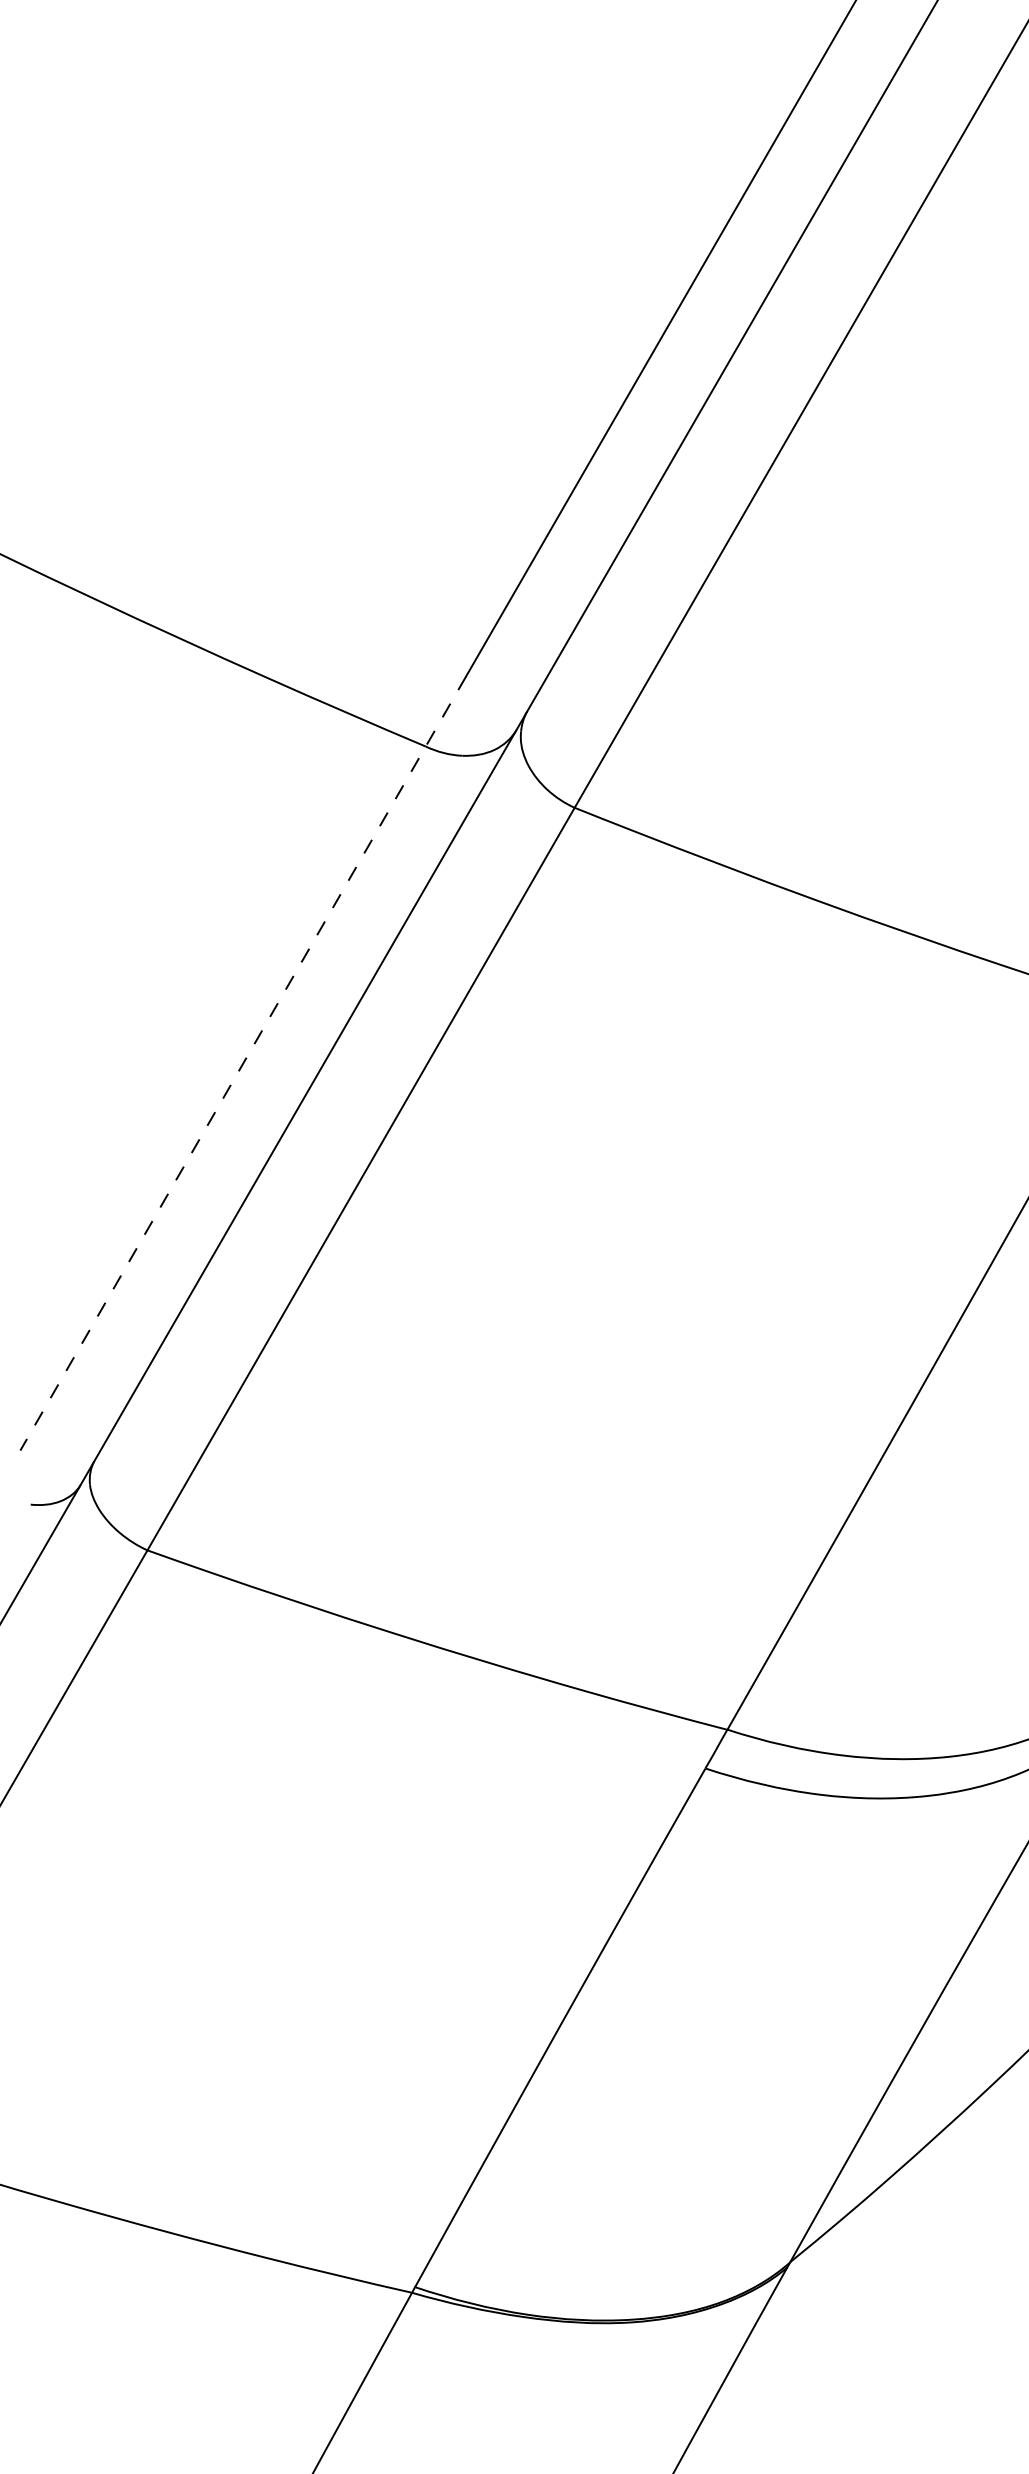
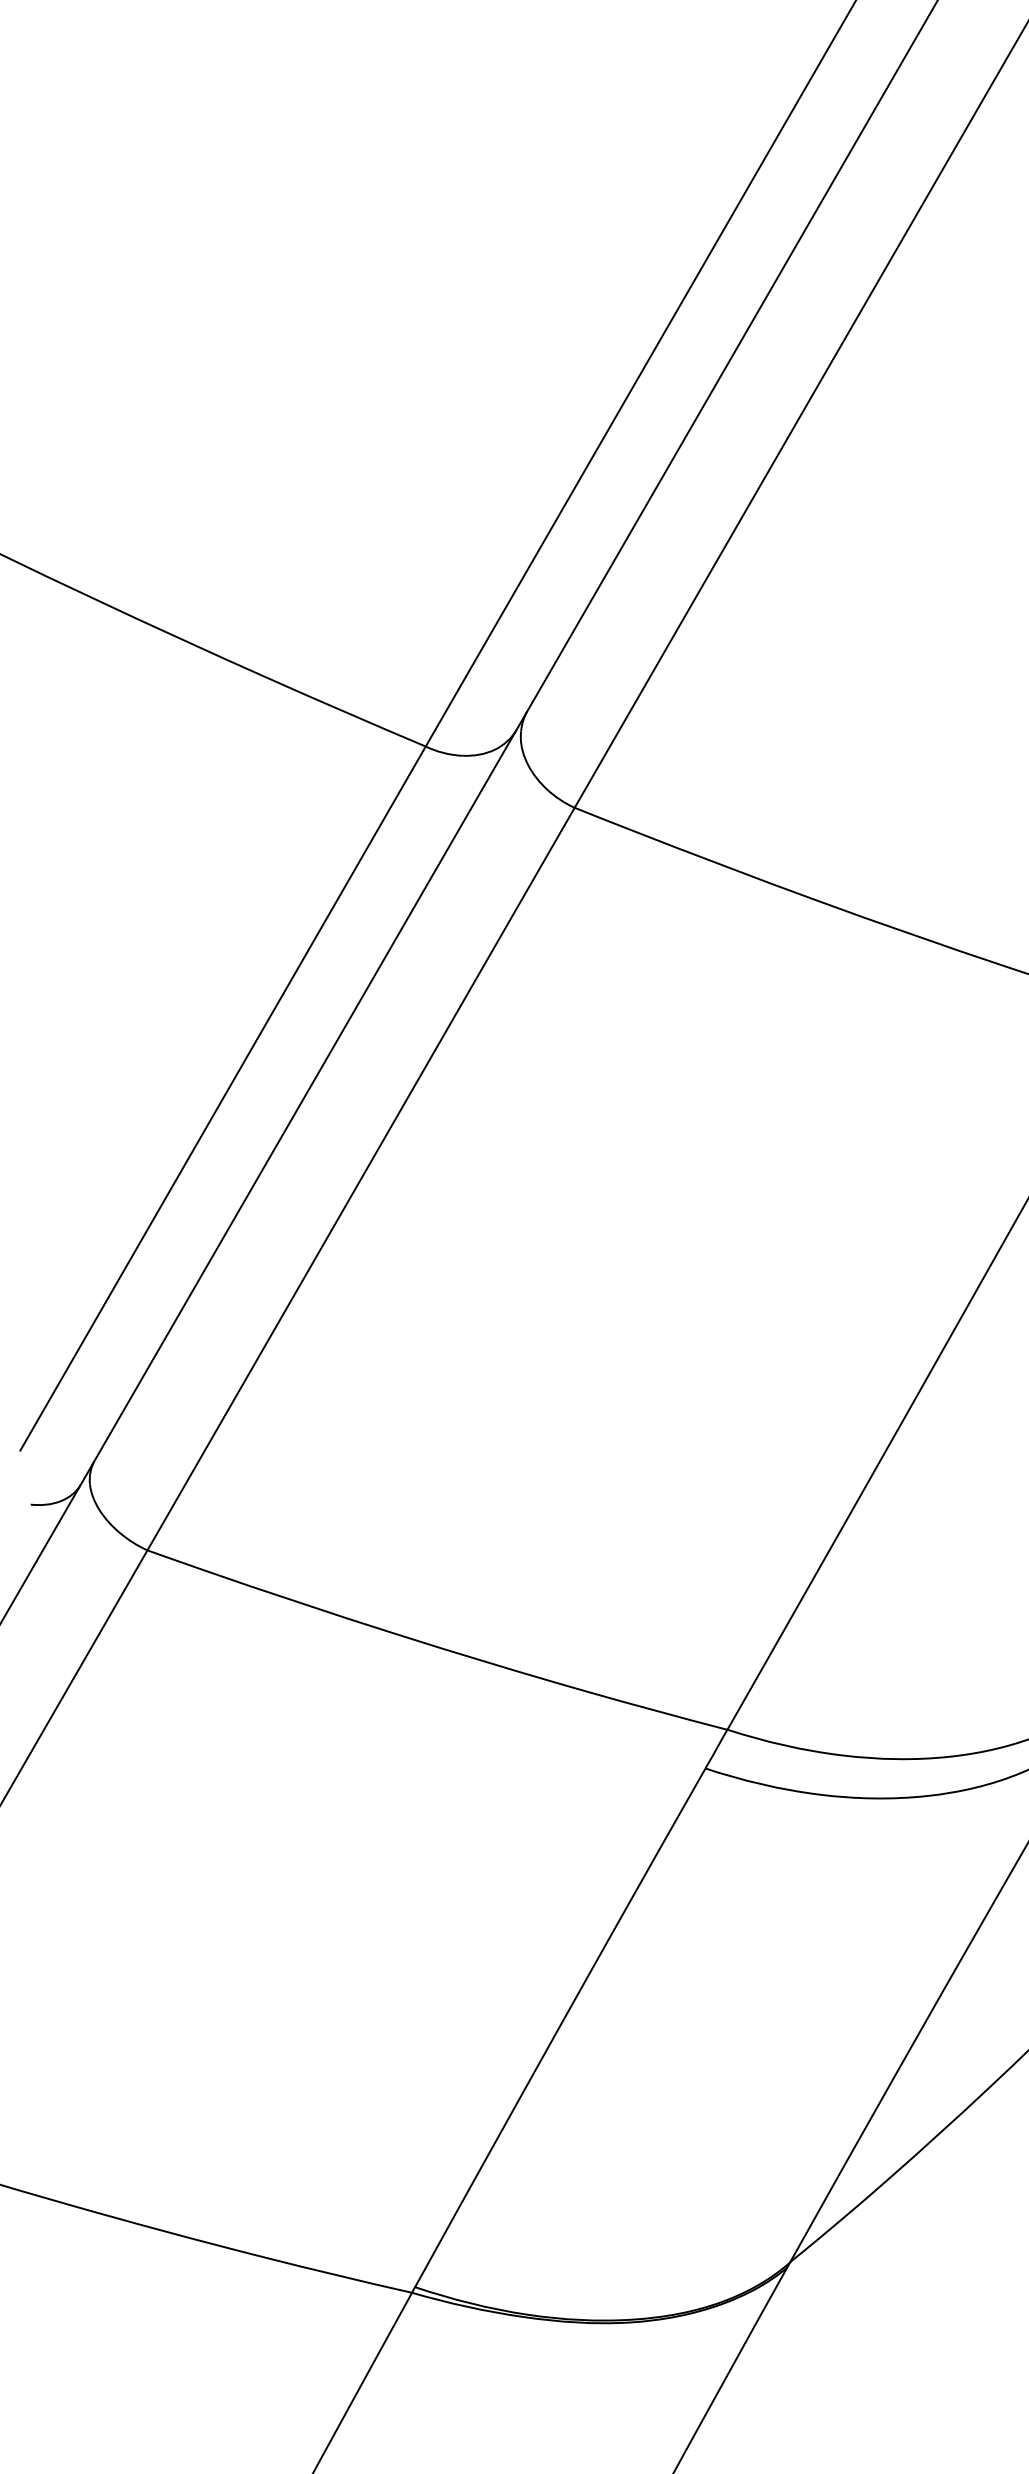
line: dashed -> solid (243, 1063)
